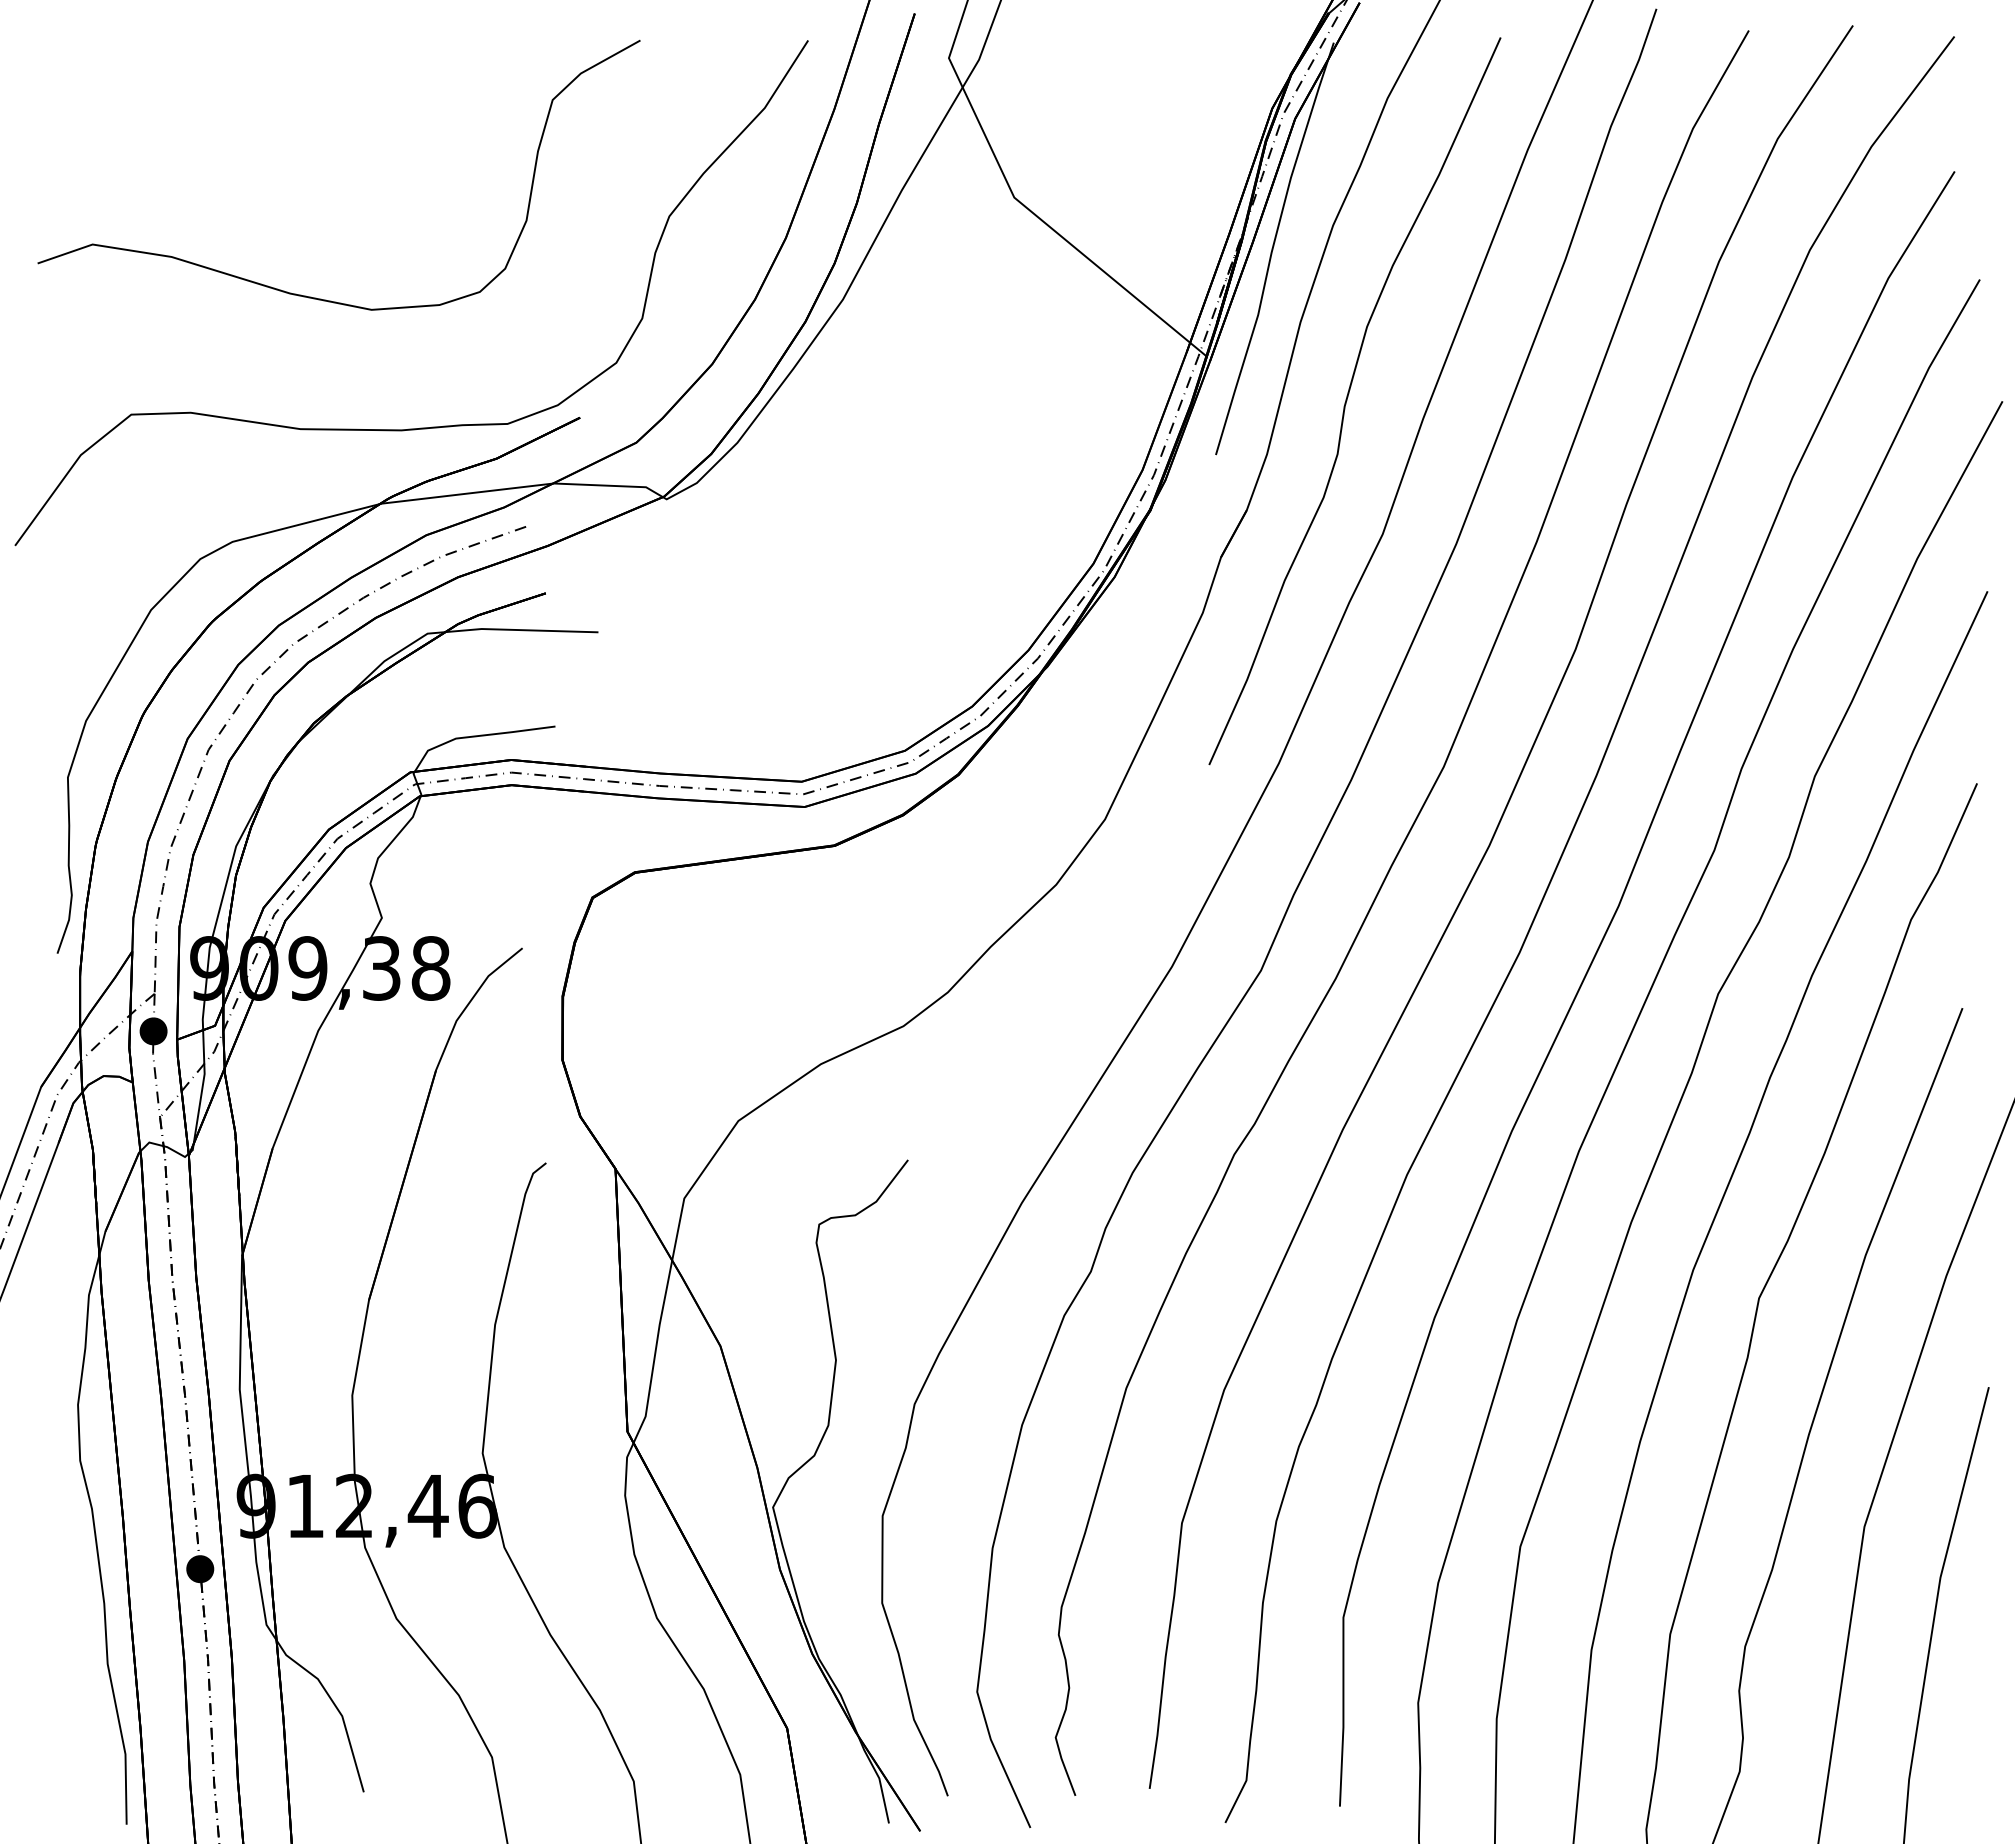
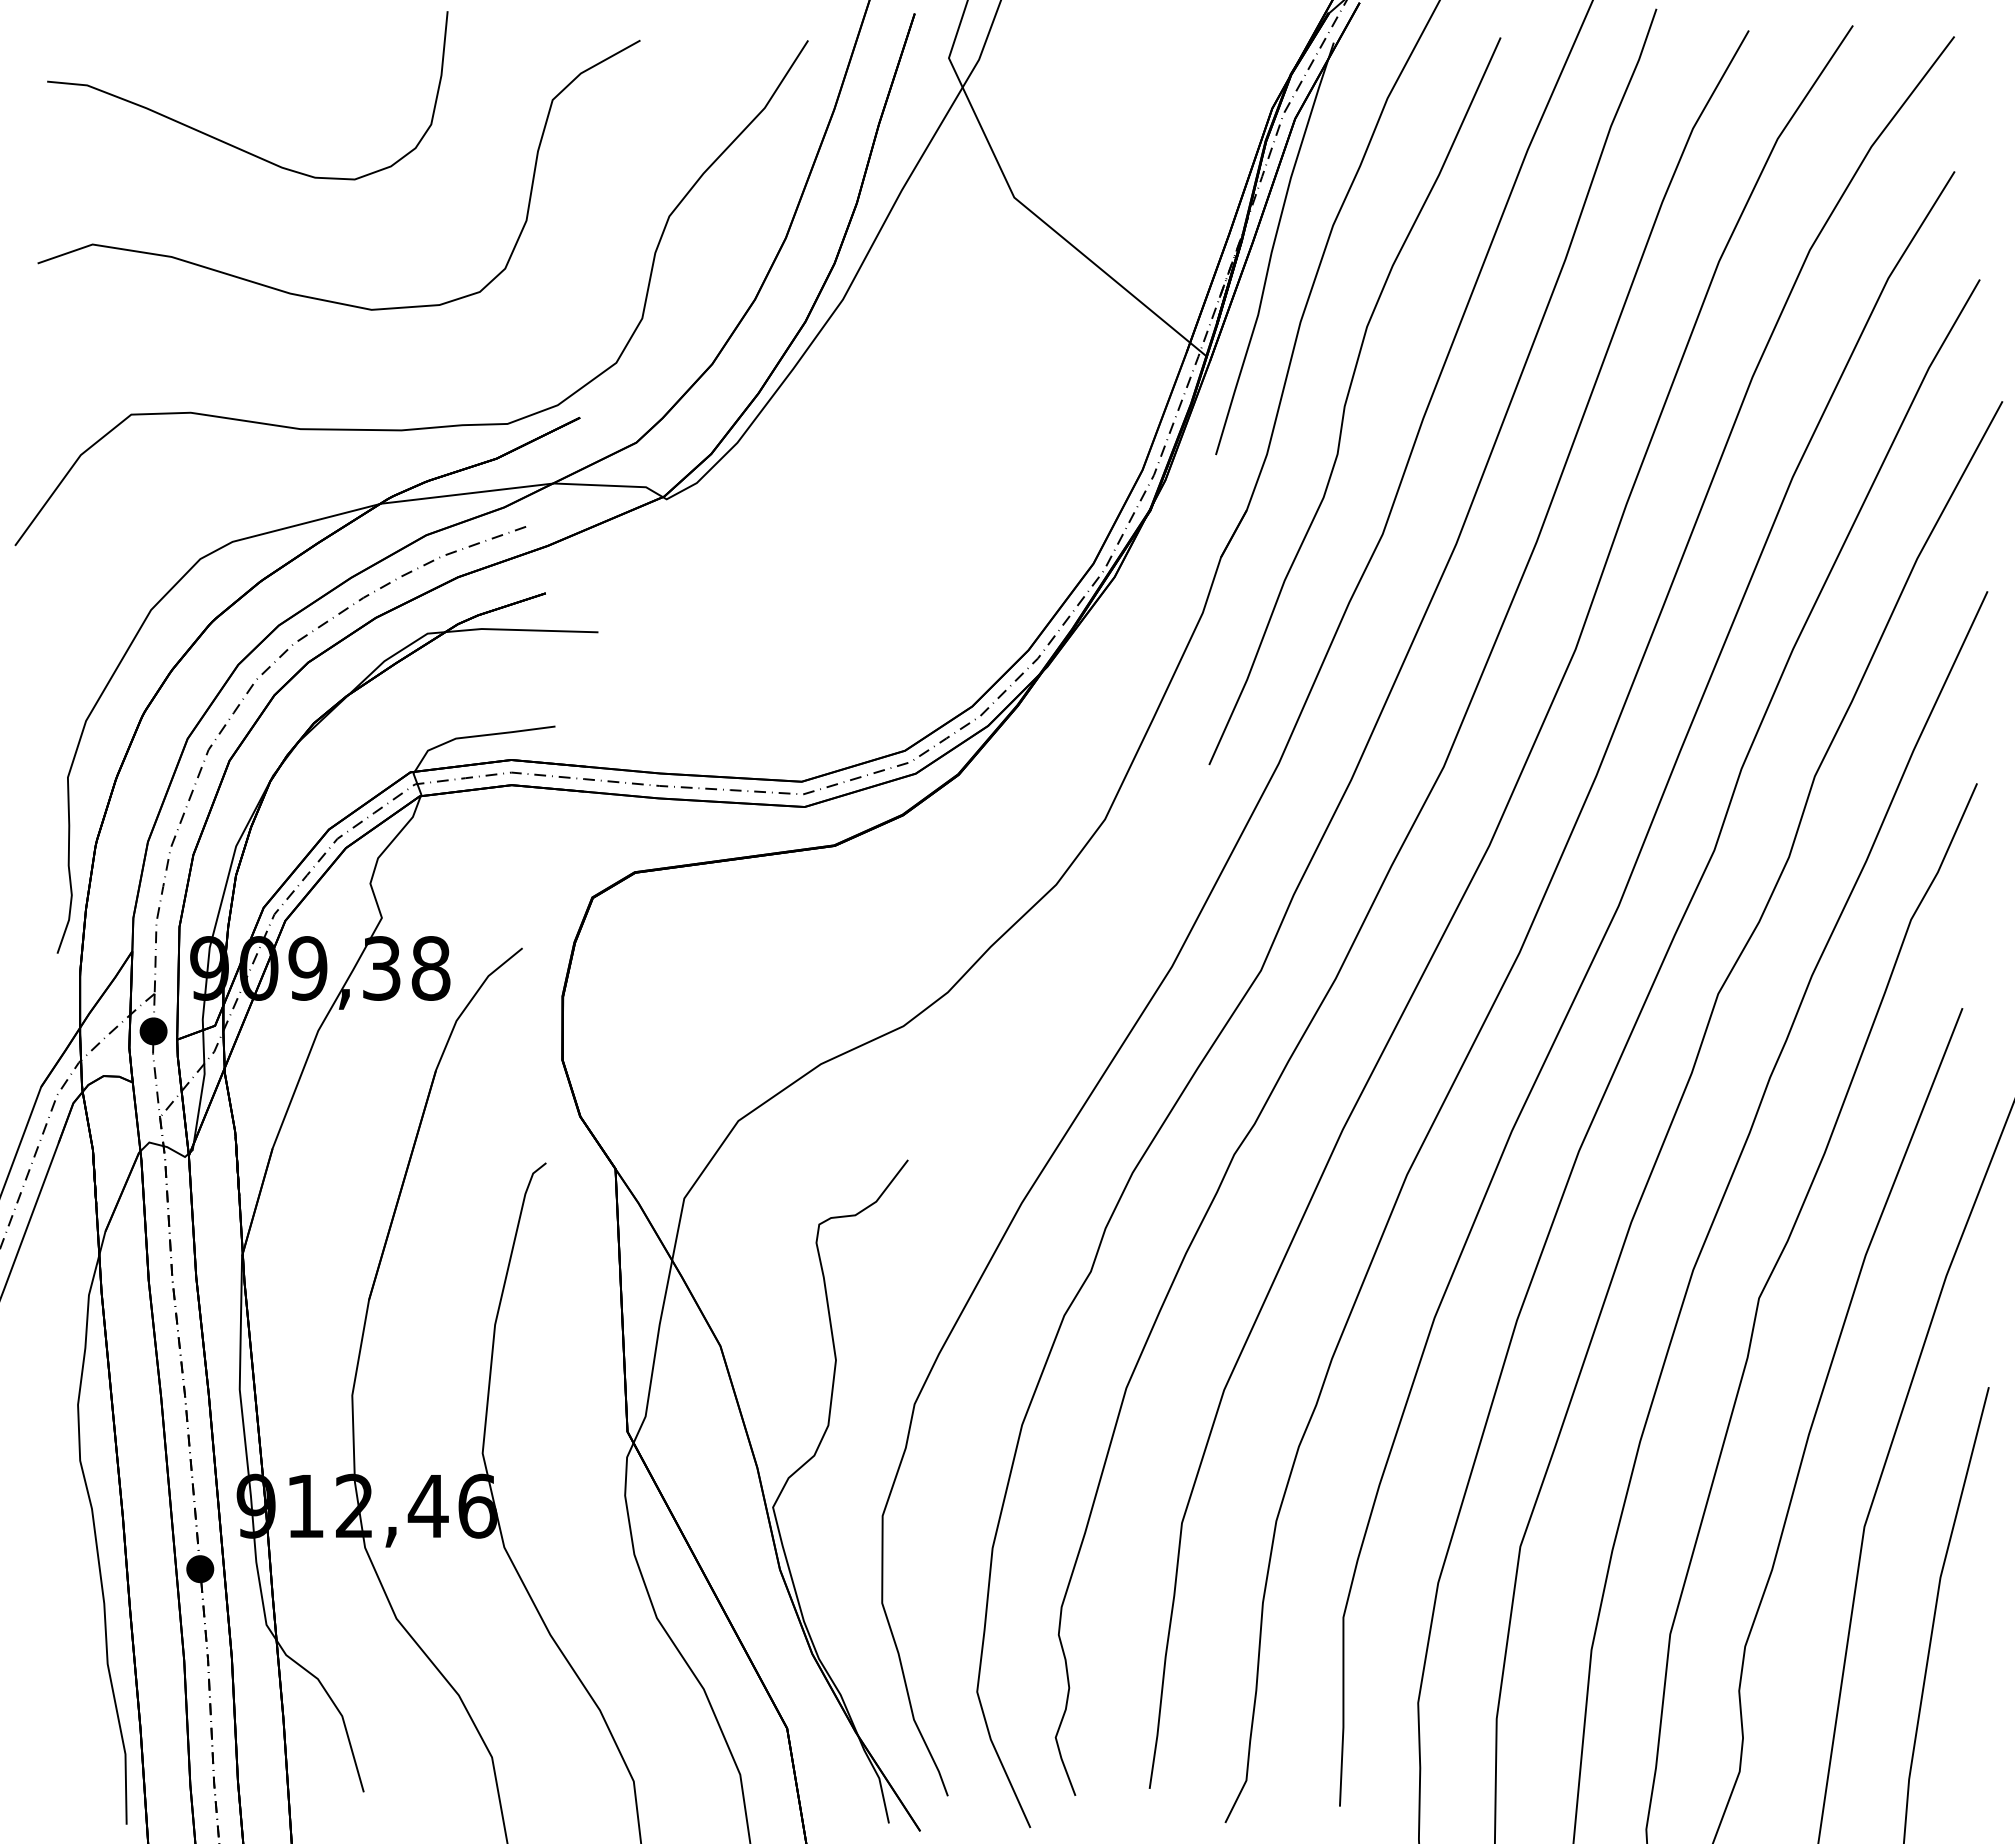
curve: none -> present (225, 141)
